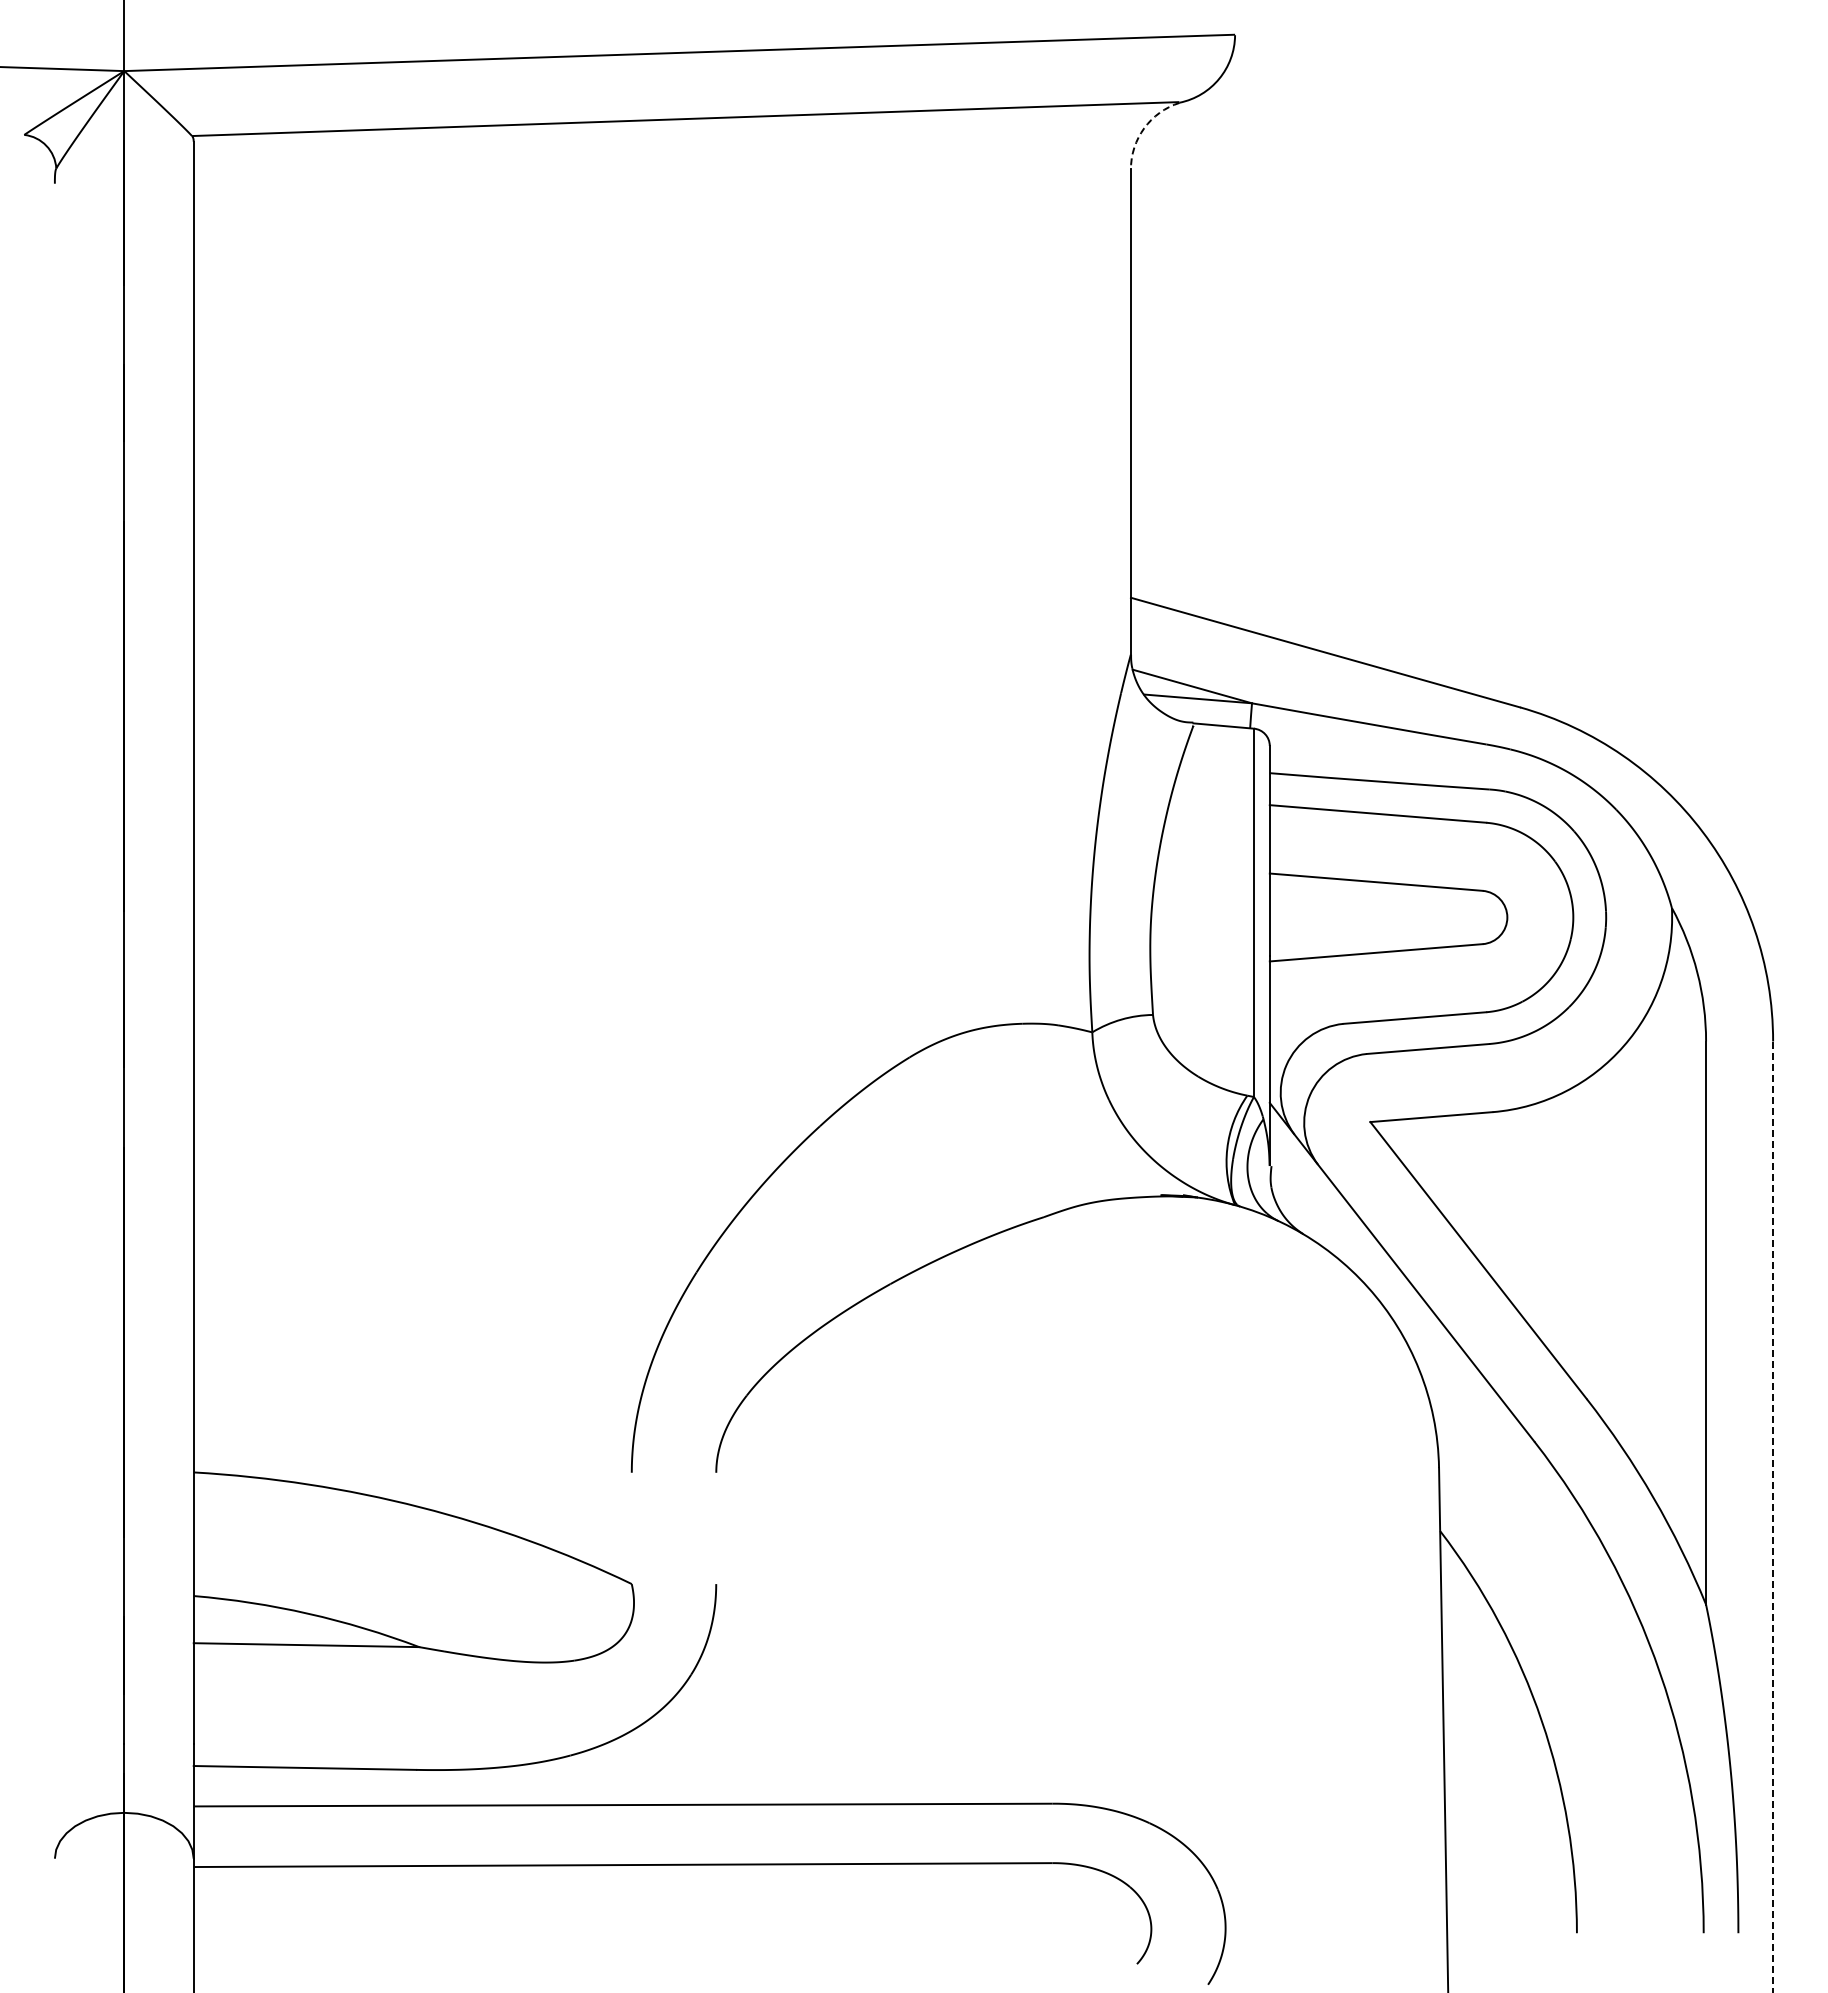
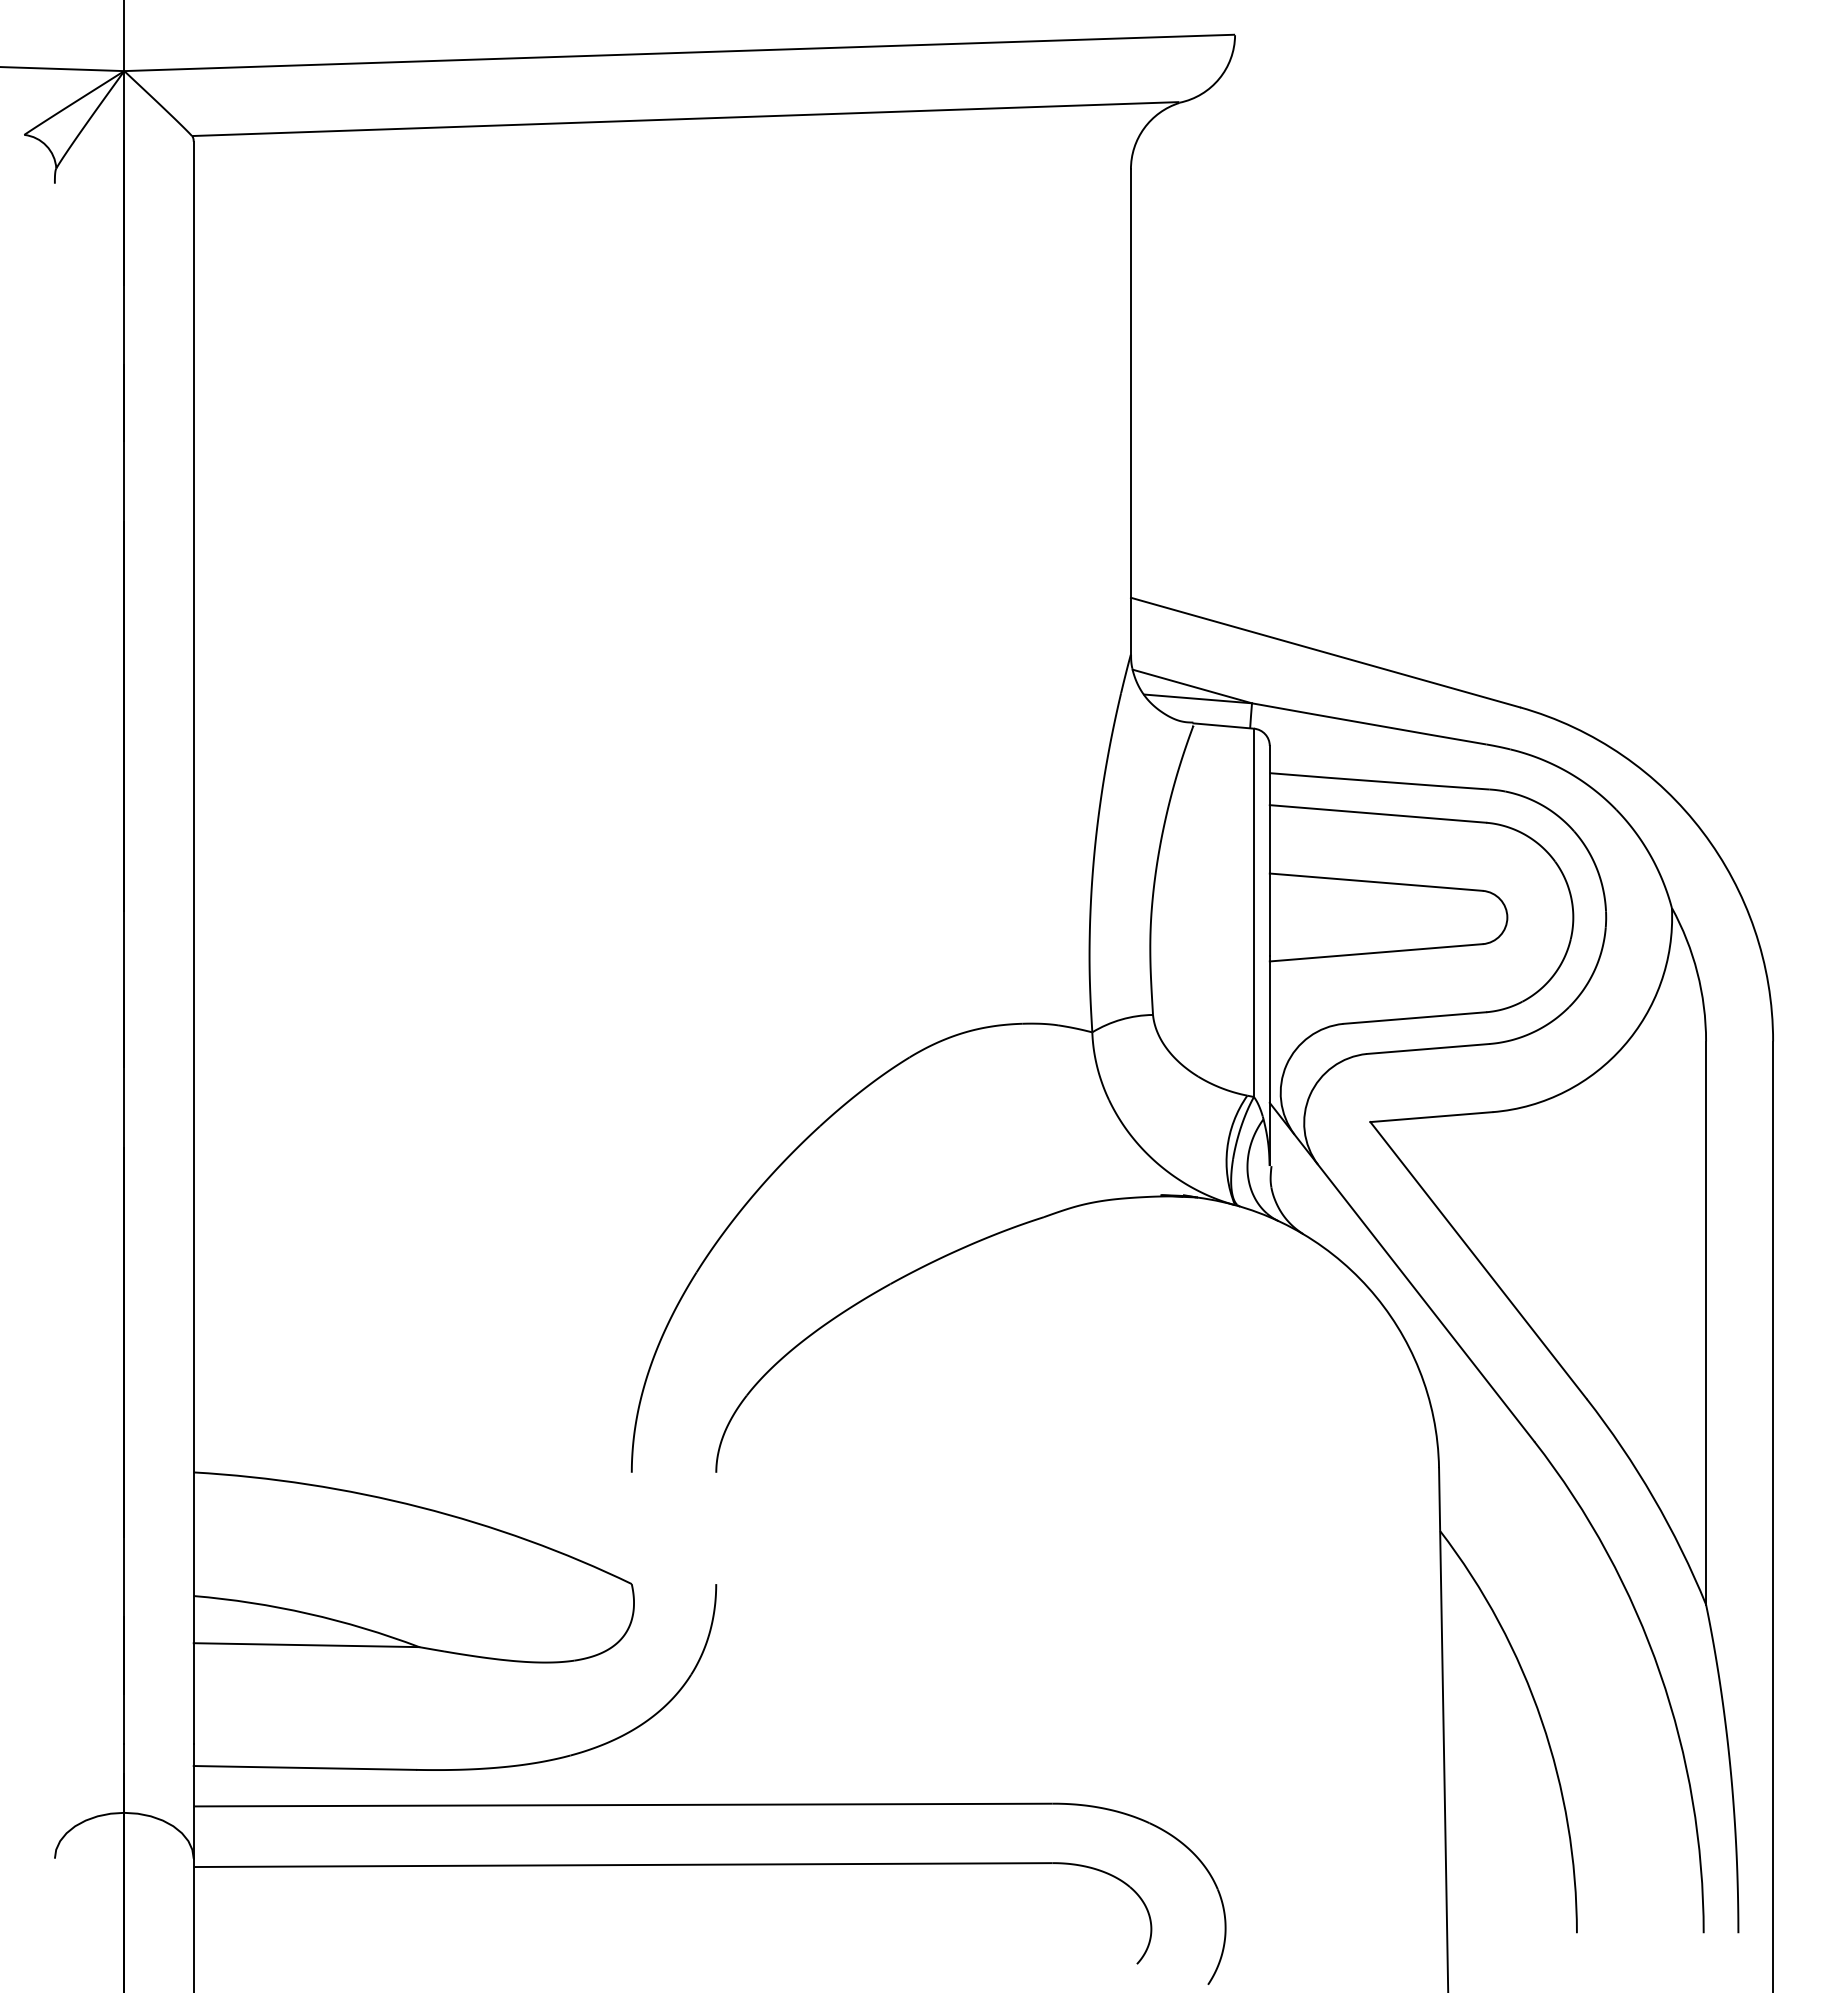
arc: dashed -> solid (1144, 128)
line: dashed -> solid (1773, 1517)
